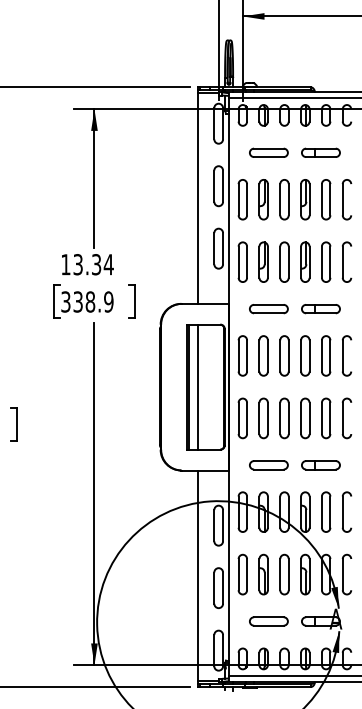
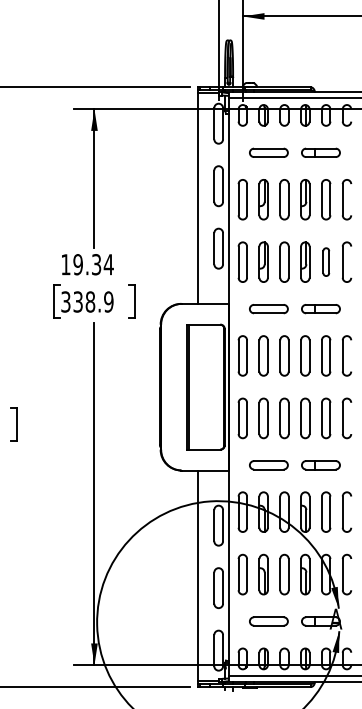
part size: 11x42 px -> 9x30 px (326, 261)
text: 13.34 -> 19.34 (77, 264)
line: present -> none (197, 386)
